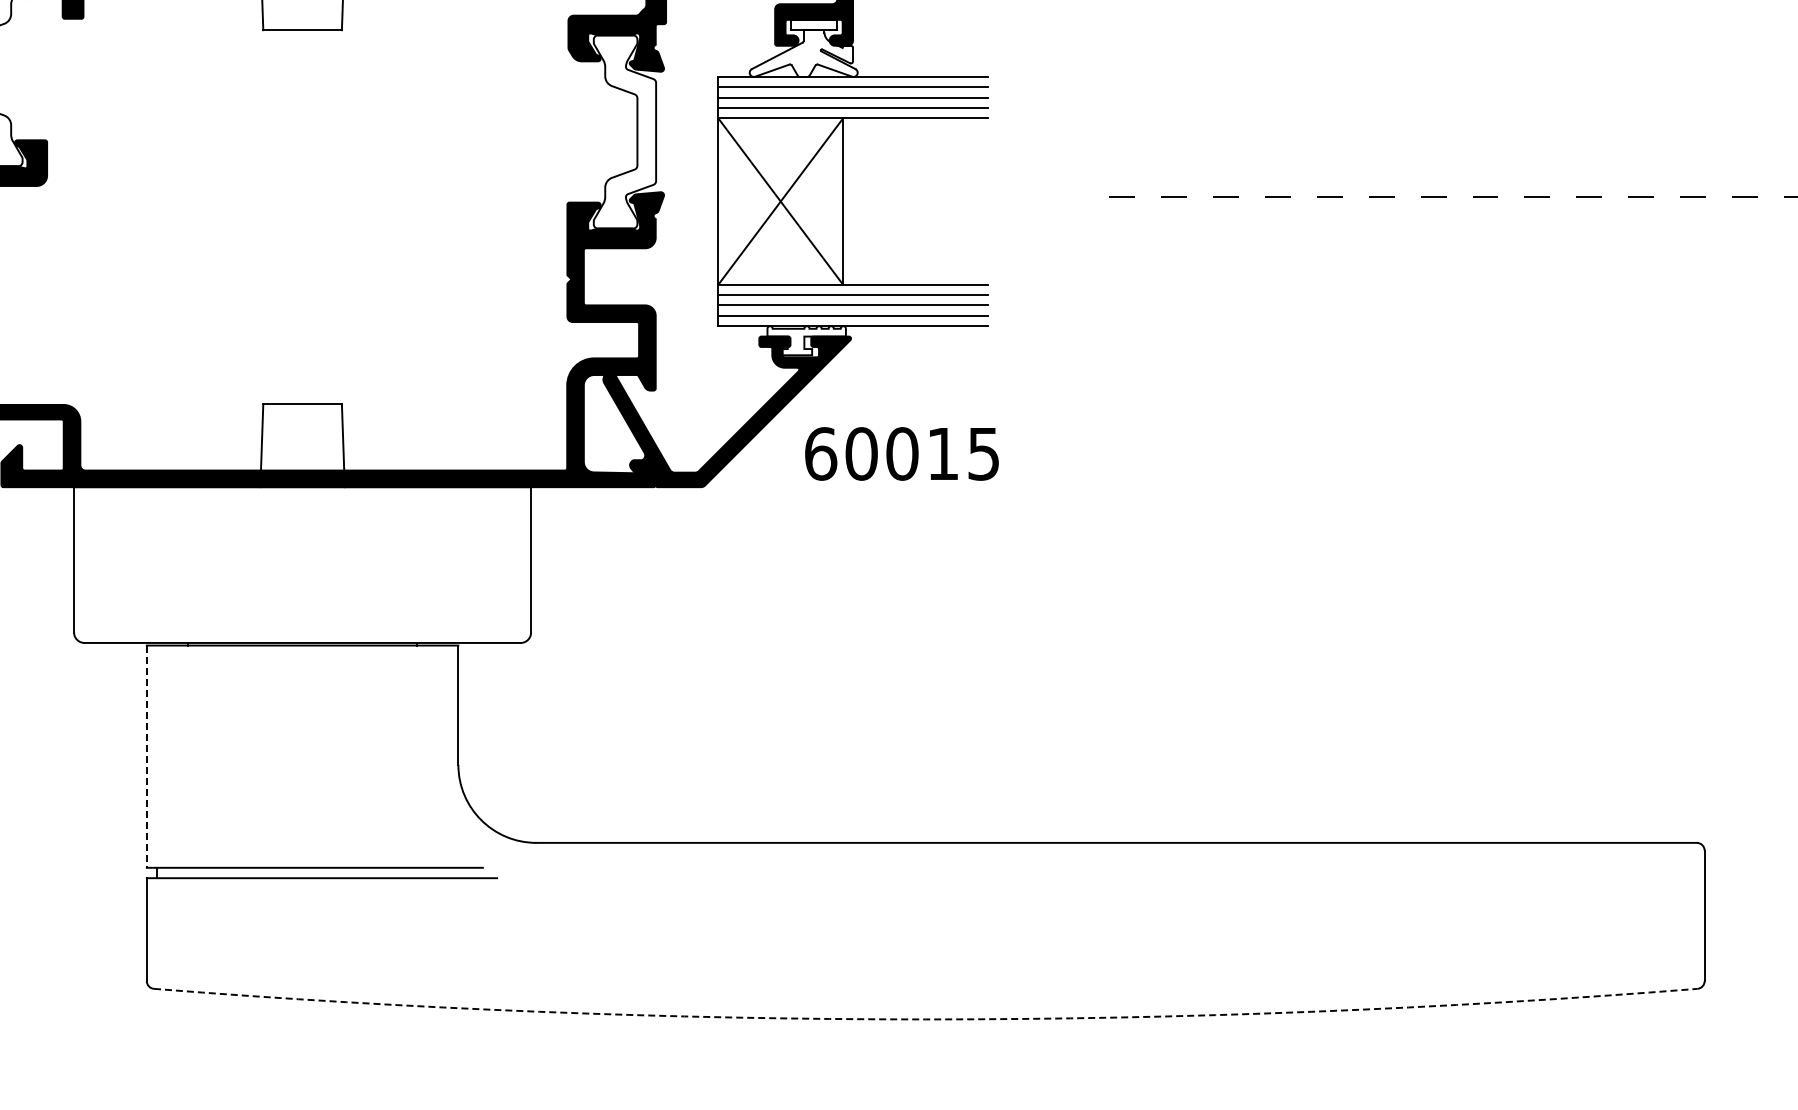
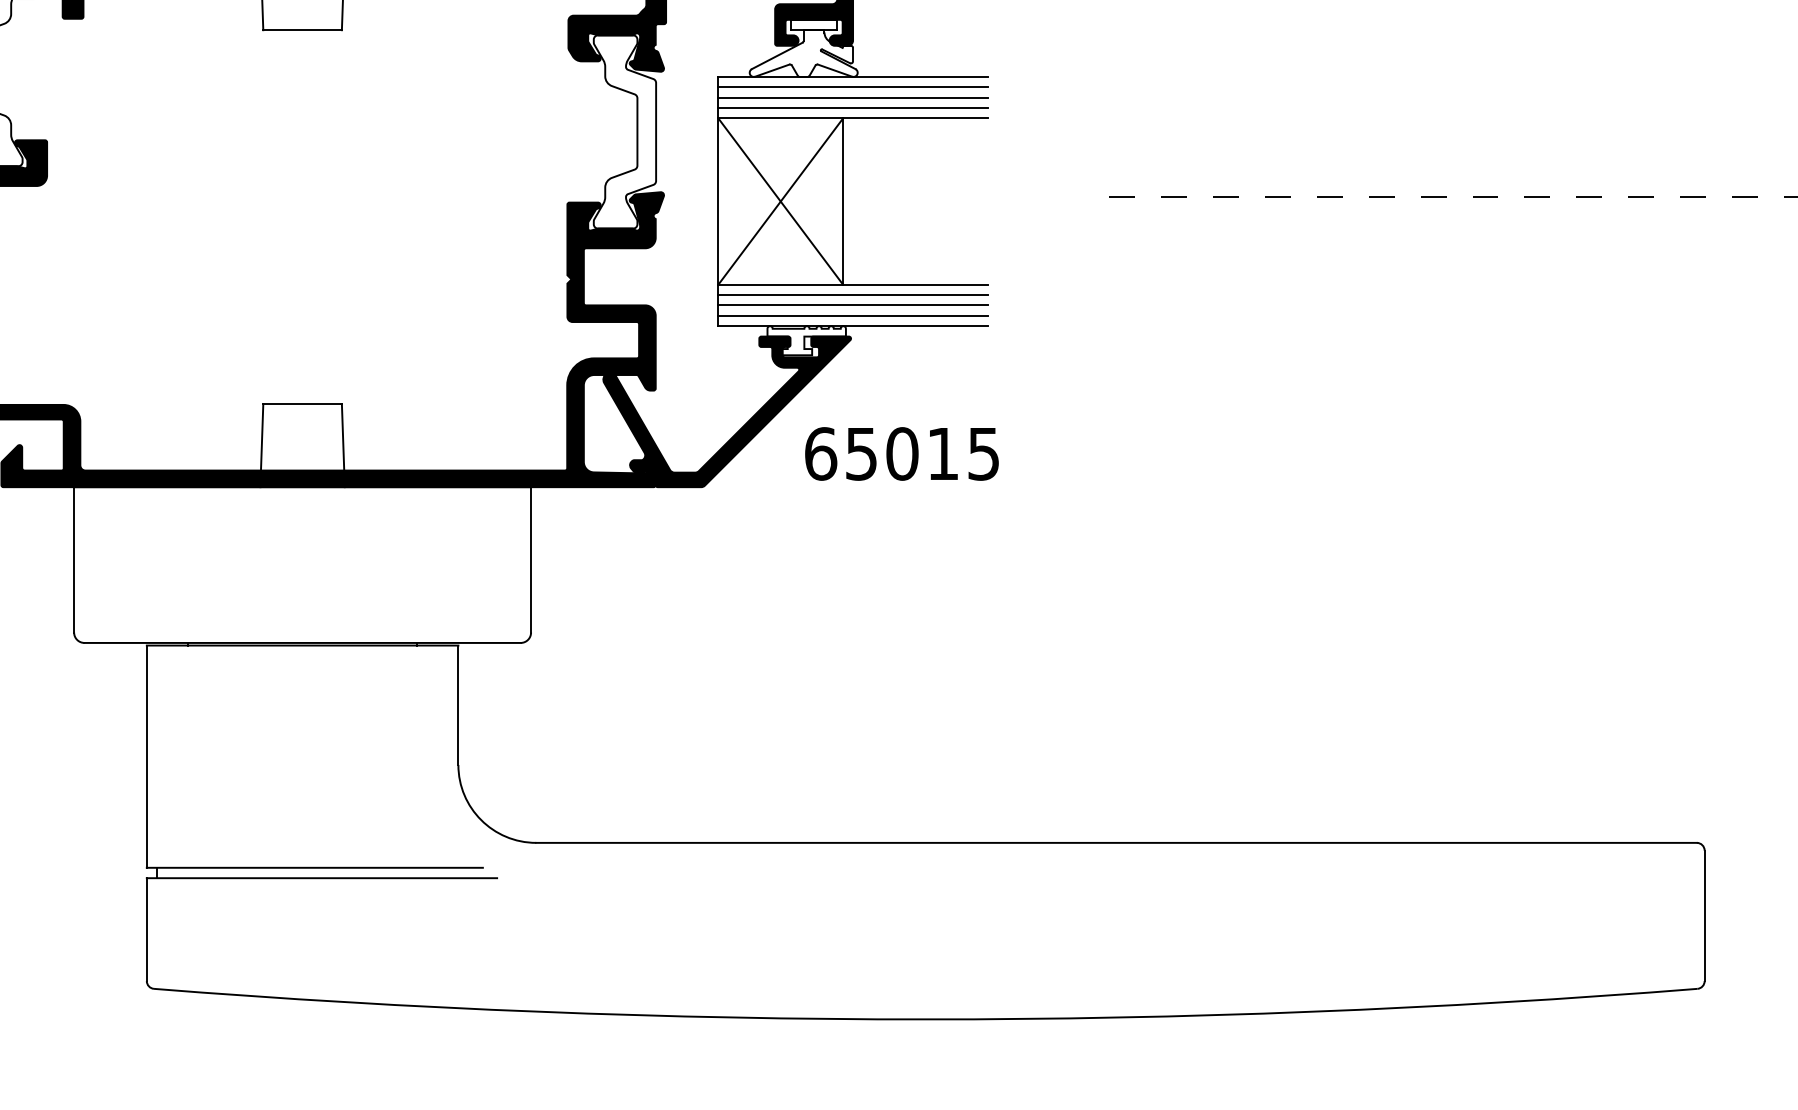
text: 60015 -> 65015 (861, 453)
line: dashed -> solid (146, 757)
arc: dashed -> solid (925, 1019)
